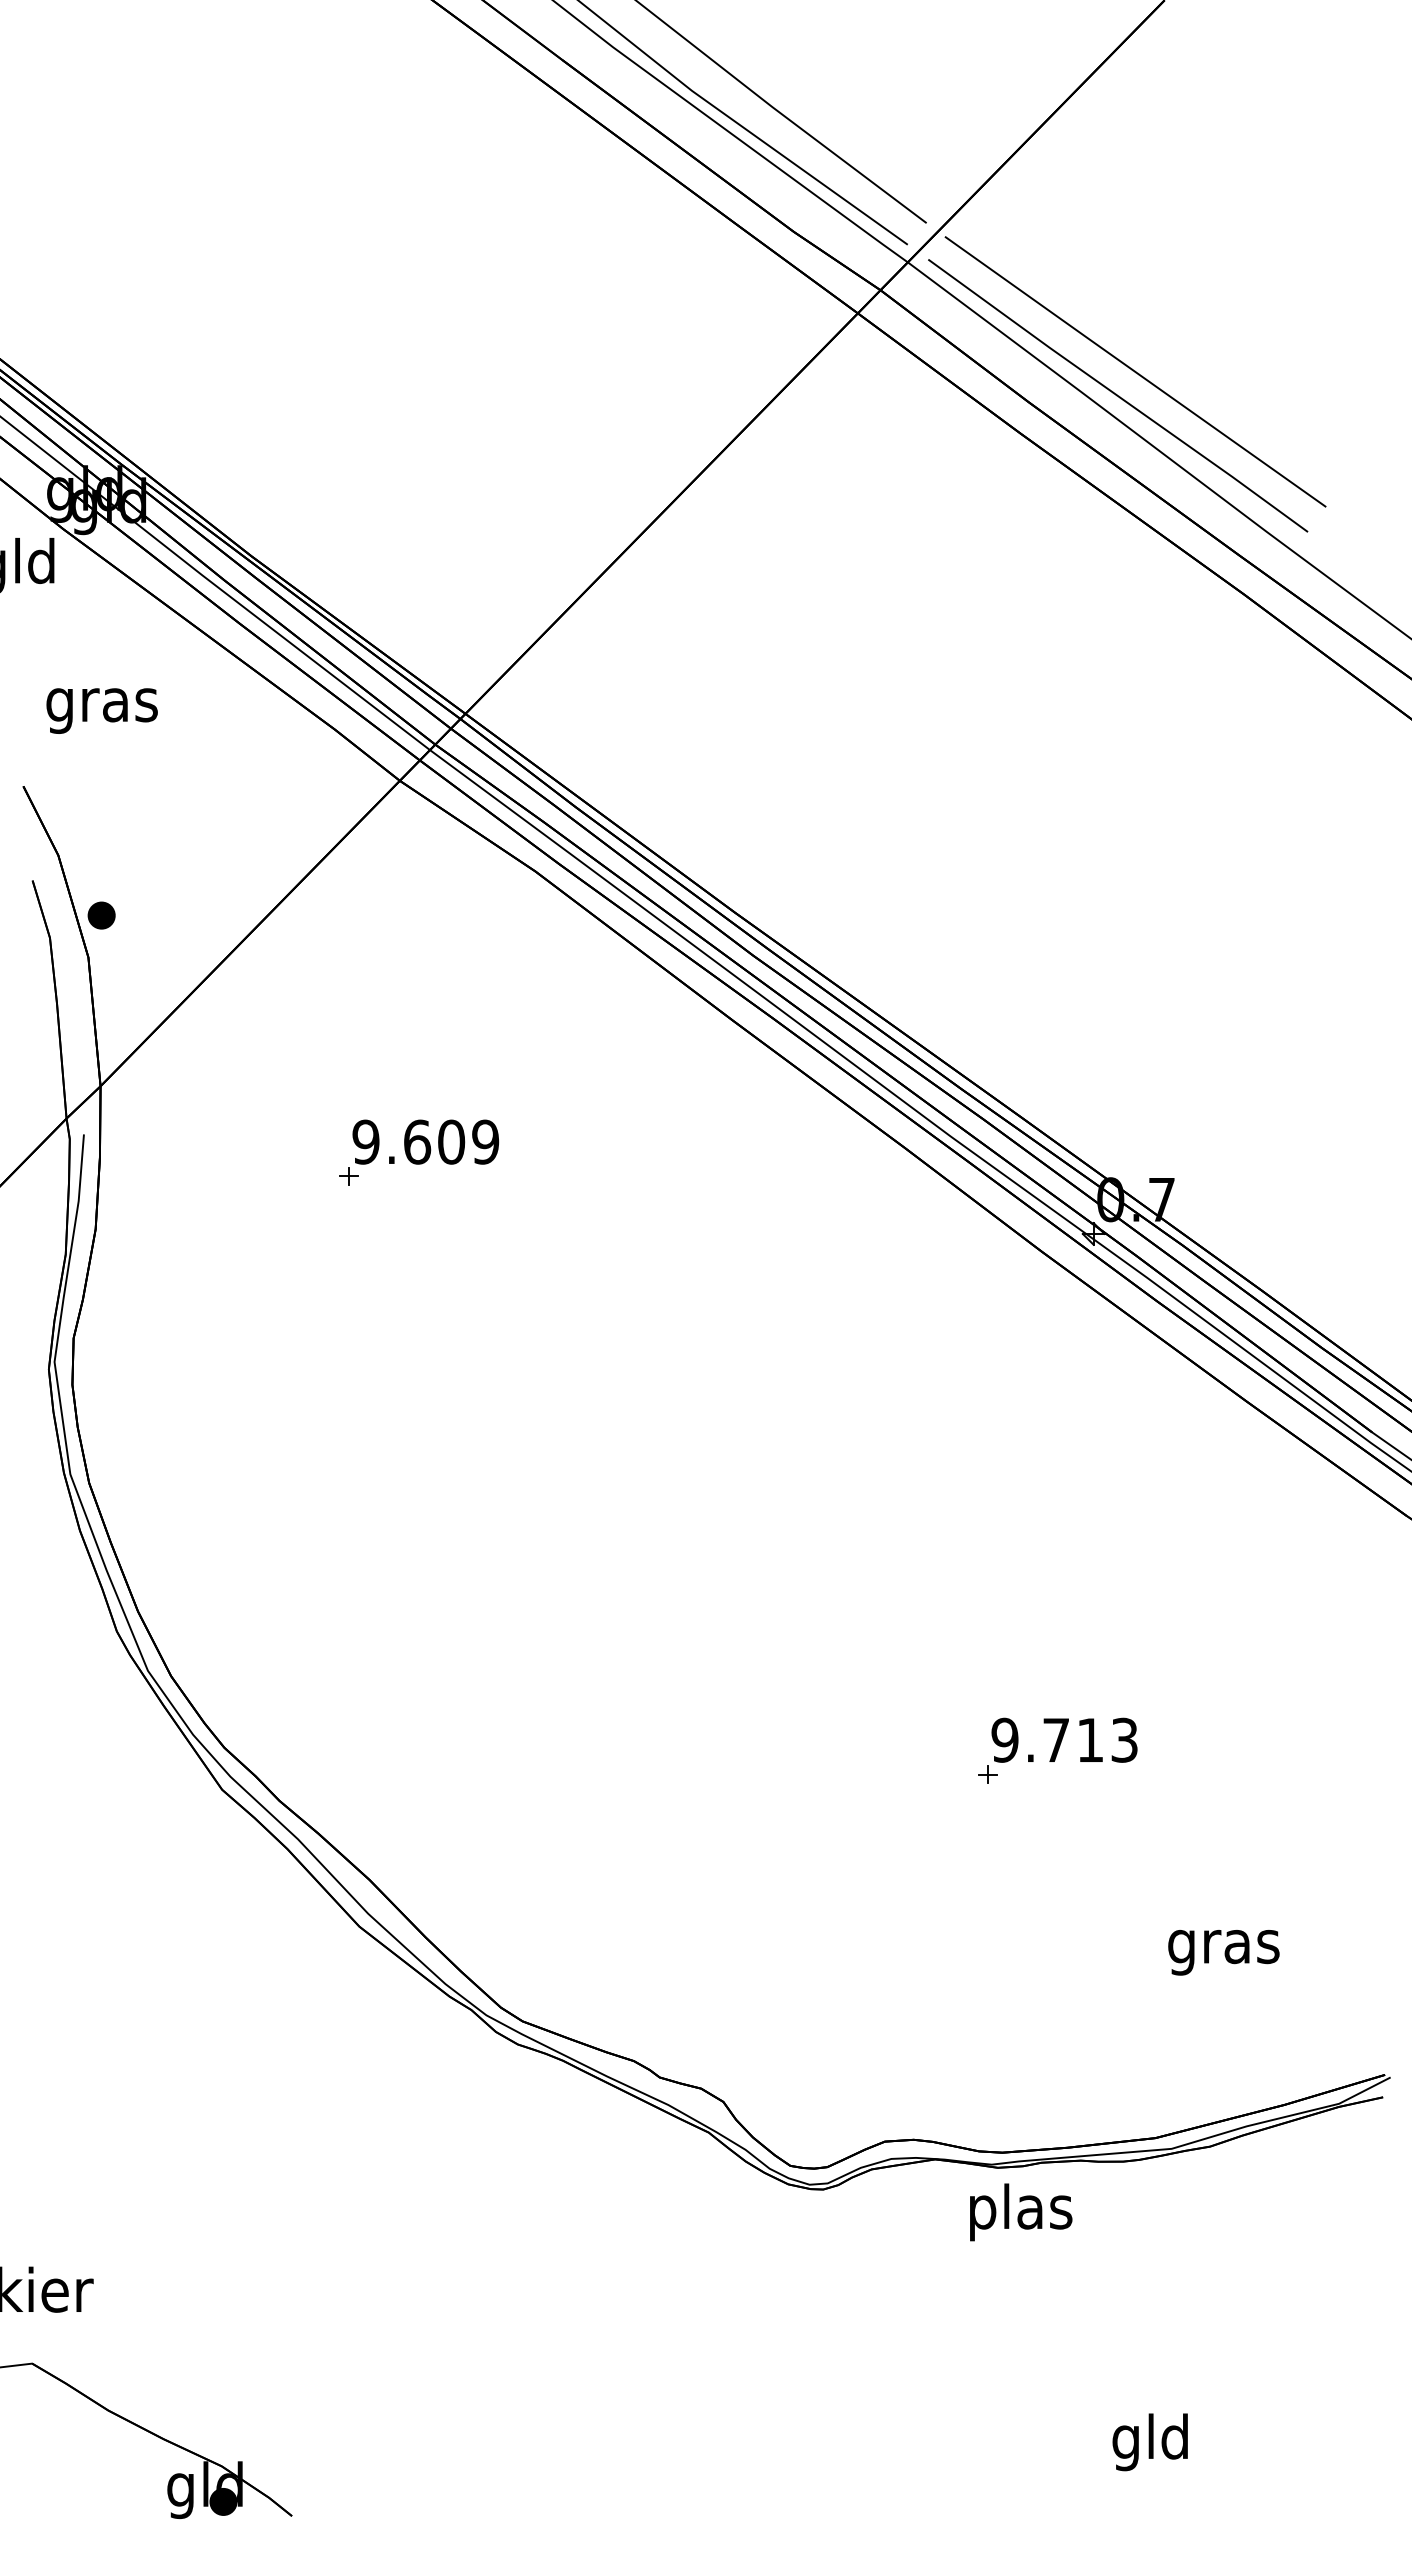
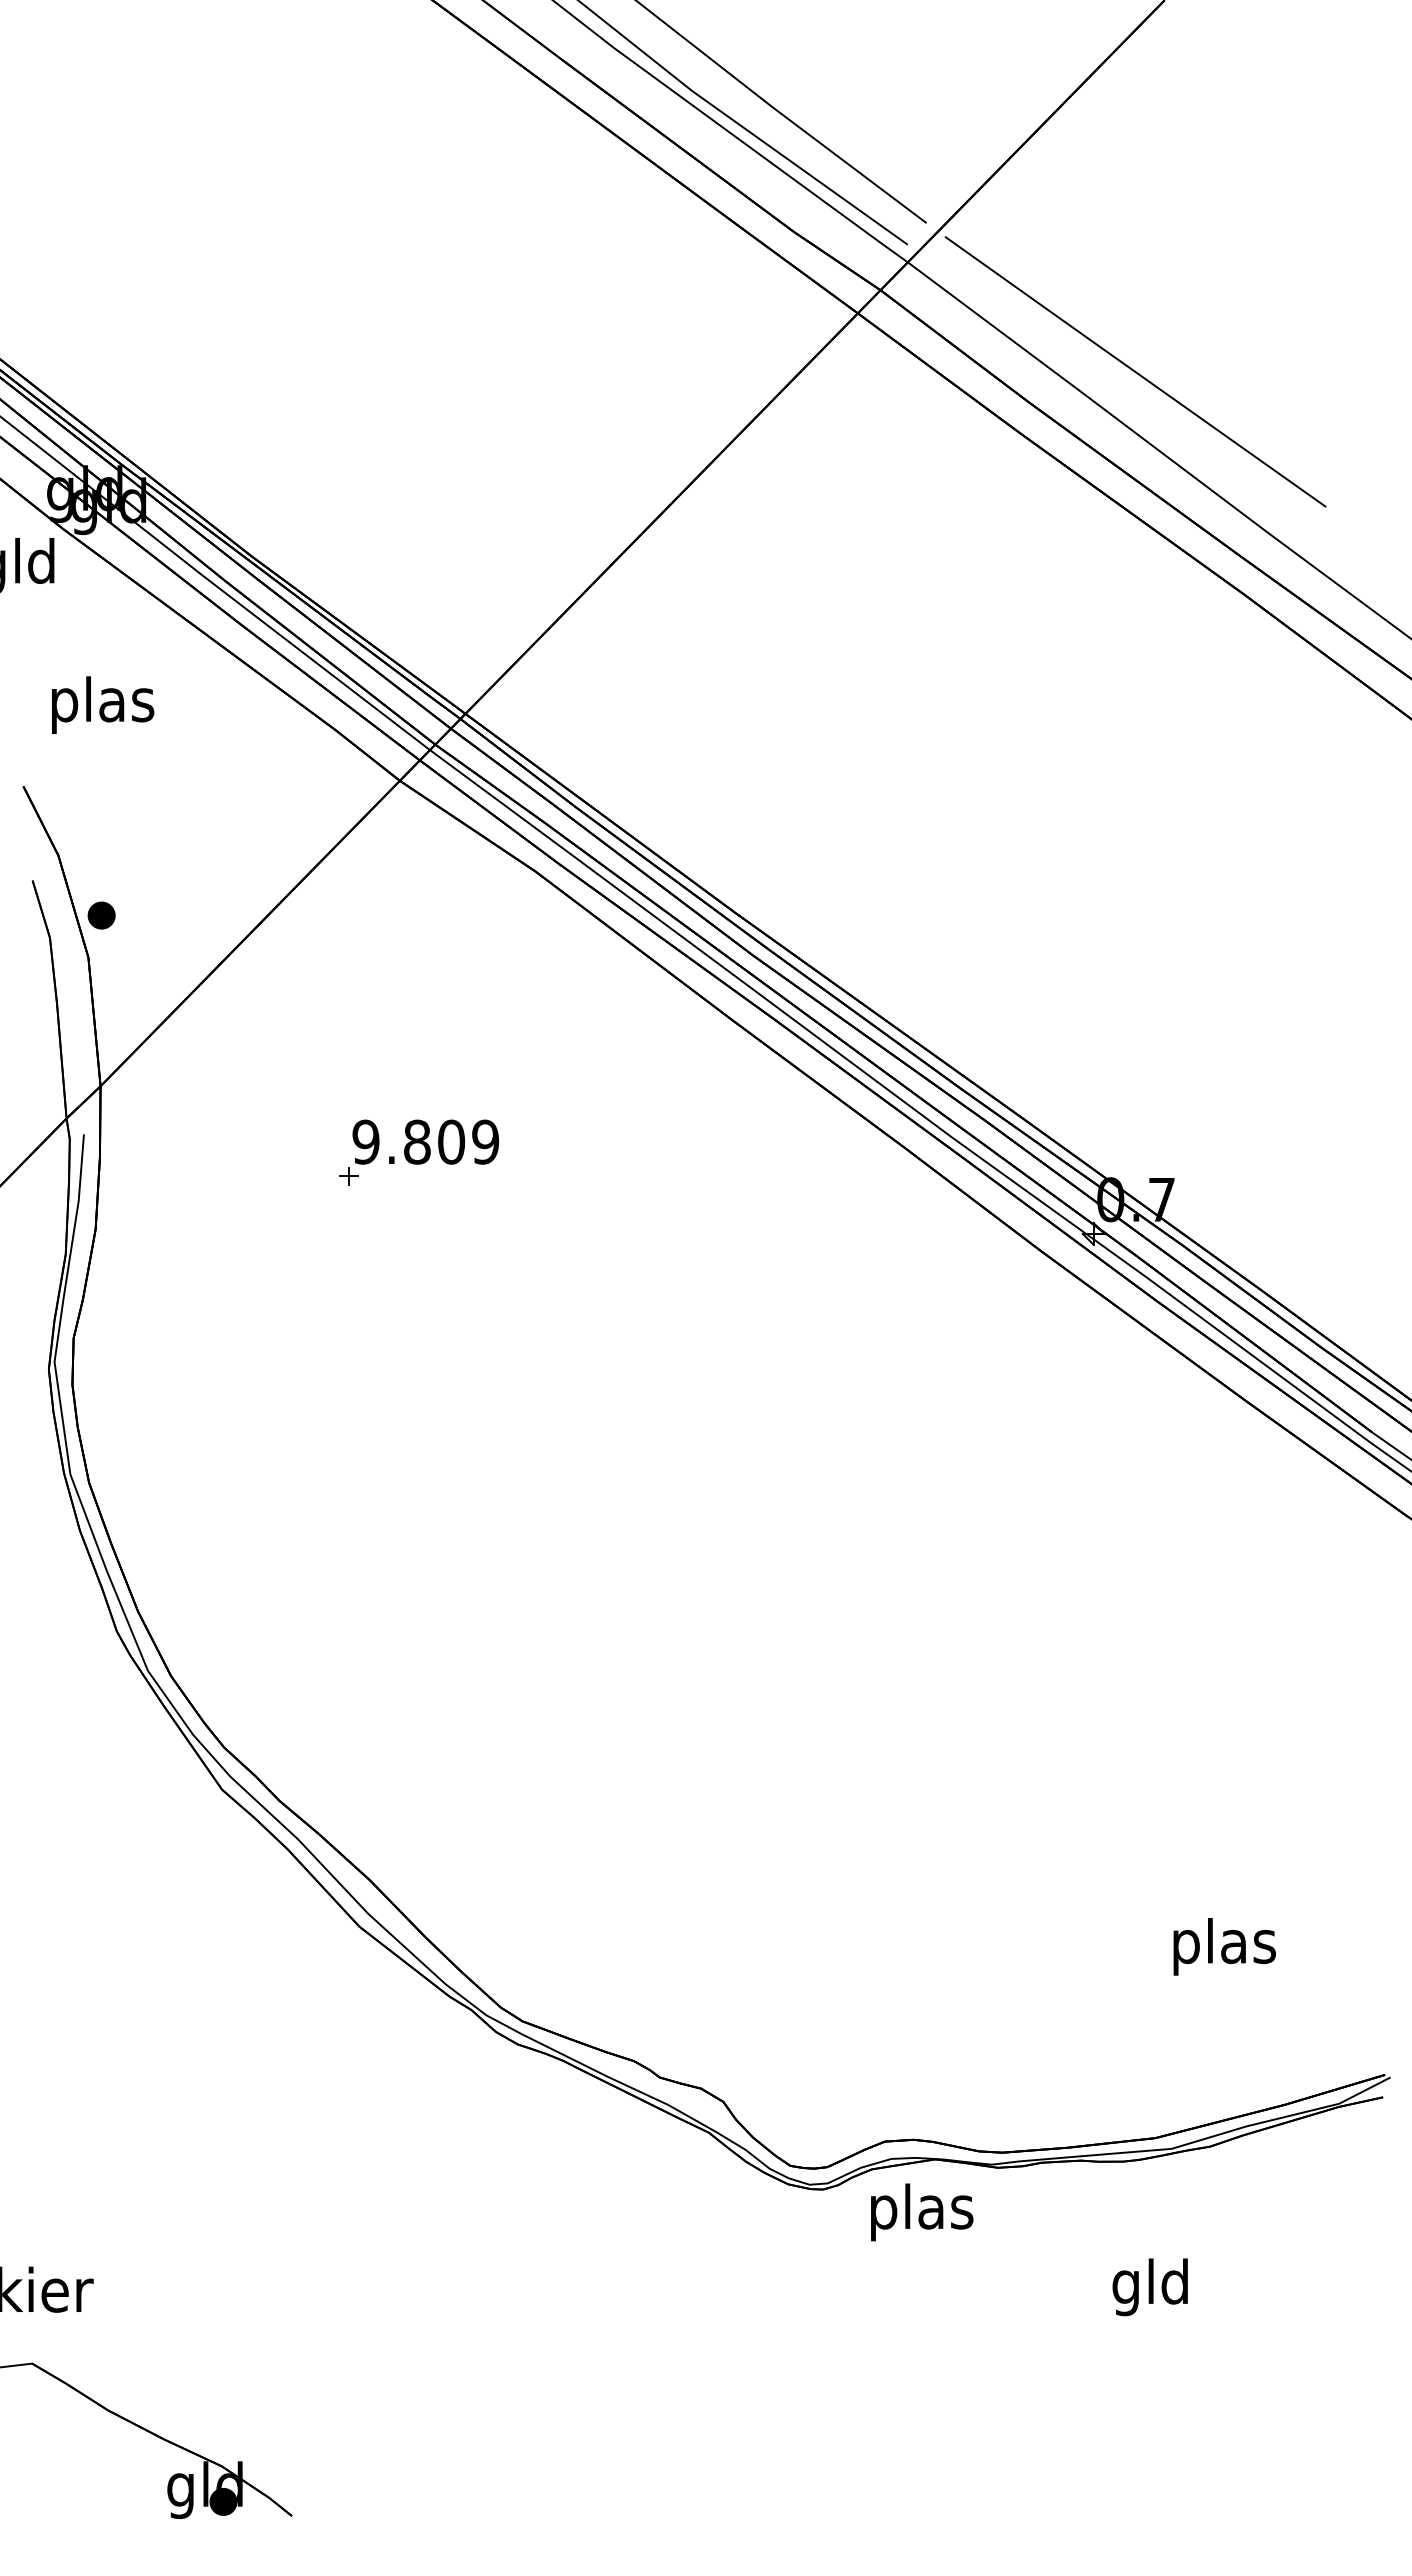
line: present -> none (1118, 395)
text: gras -> plas (101, 704)
text: 9.609 -> 9.809 (417, 1141)
part: present -> none (1057, 1750)
text: gras -> plas (1223, 1946)
text position: (1021, 2212) -> (922, 2212) (922, 2212)
text position: (1149, 2442) -> (1149, 2287) (1149, 2287)
